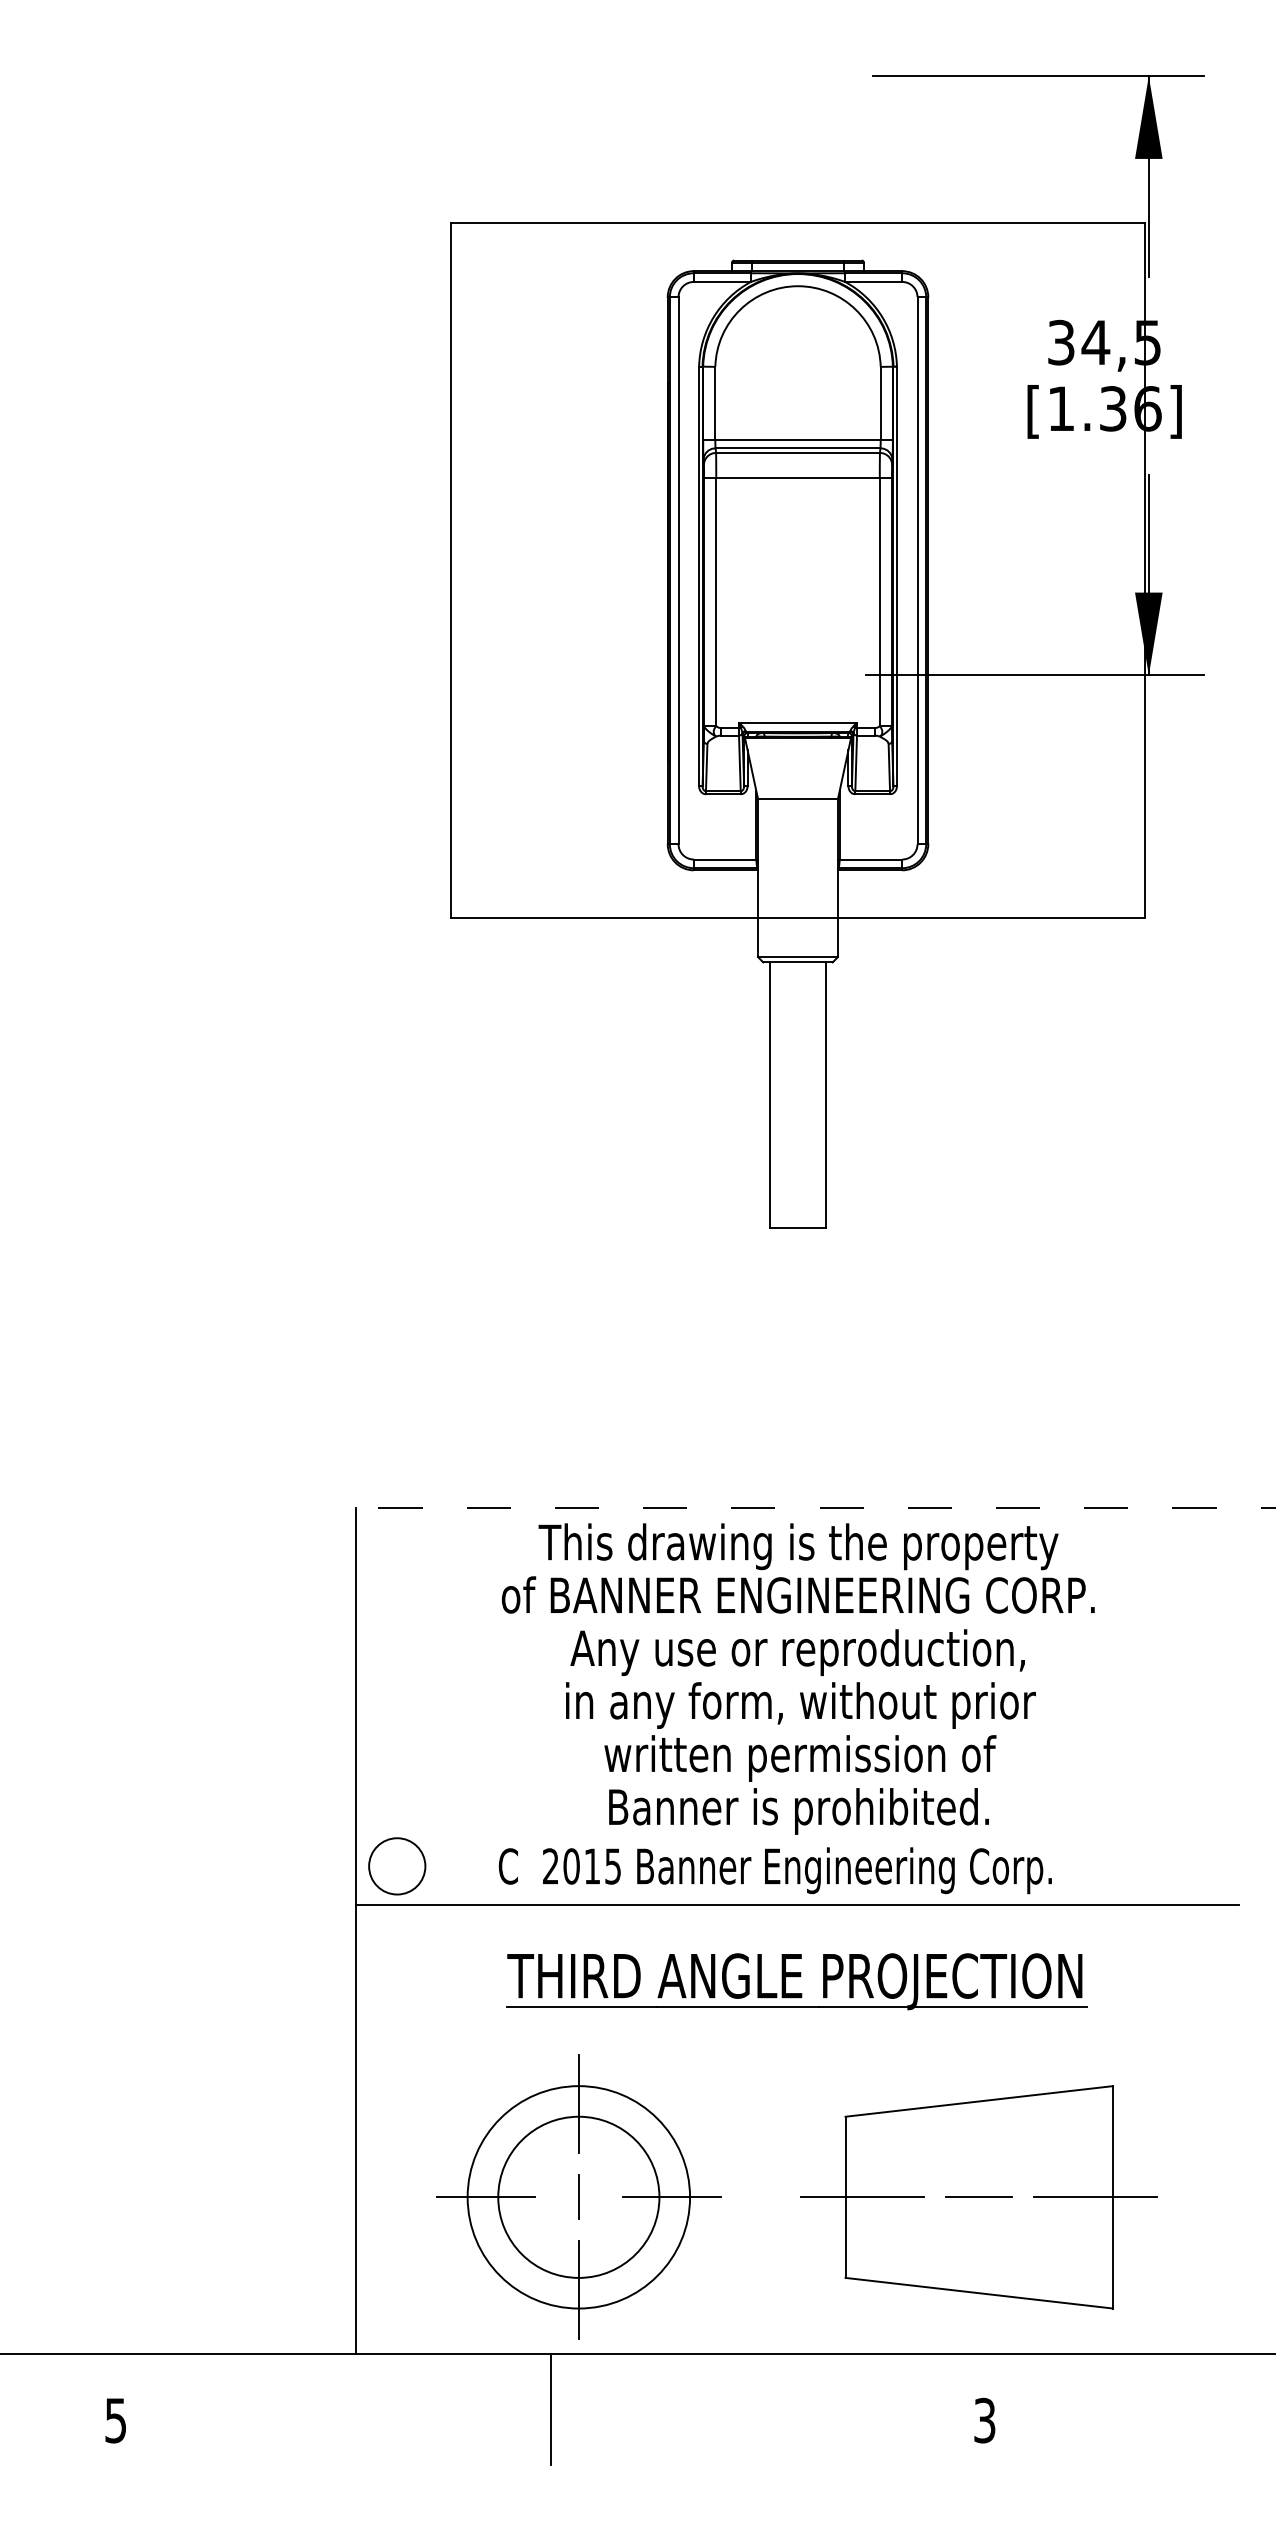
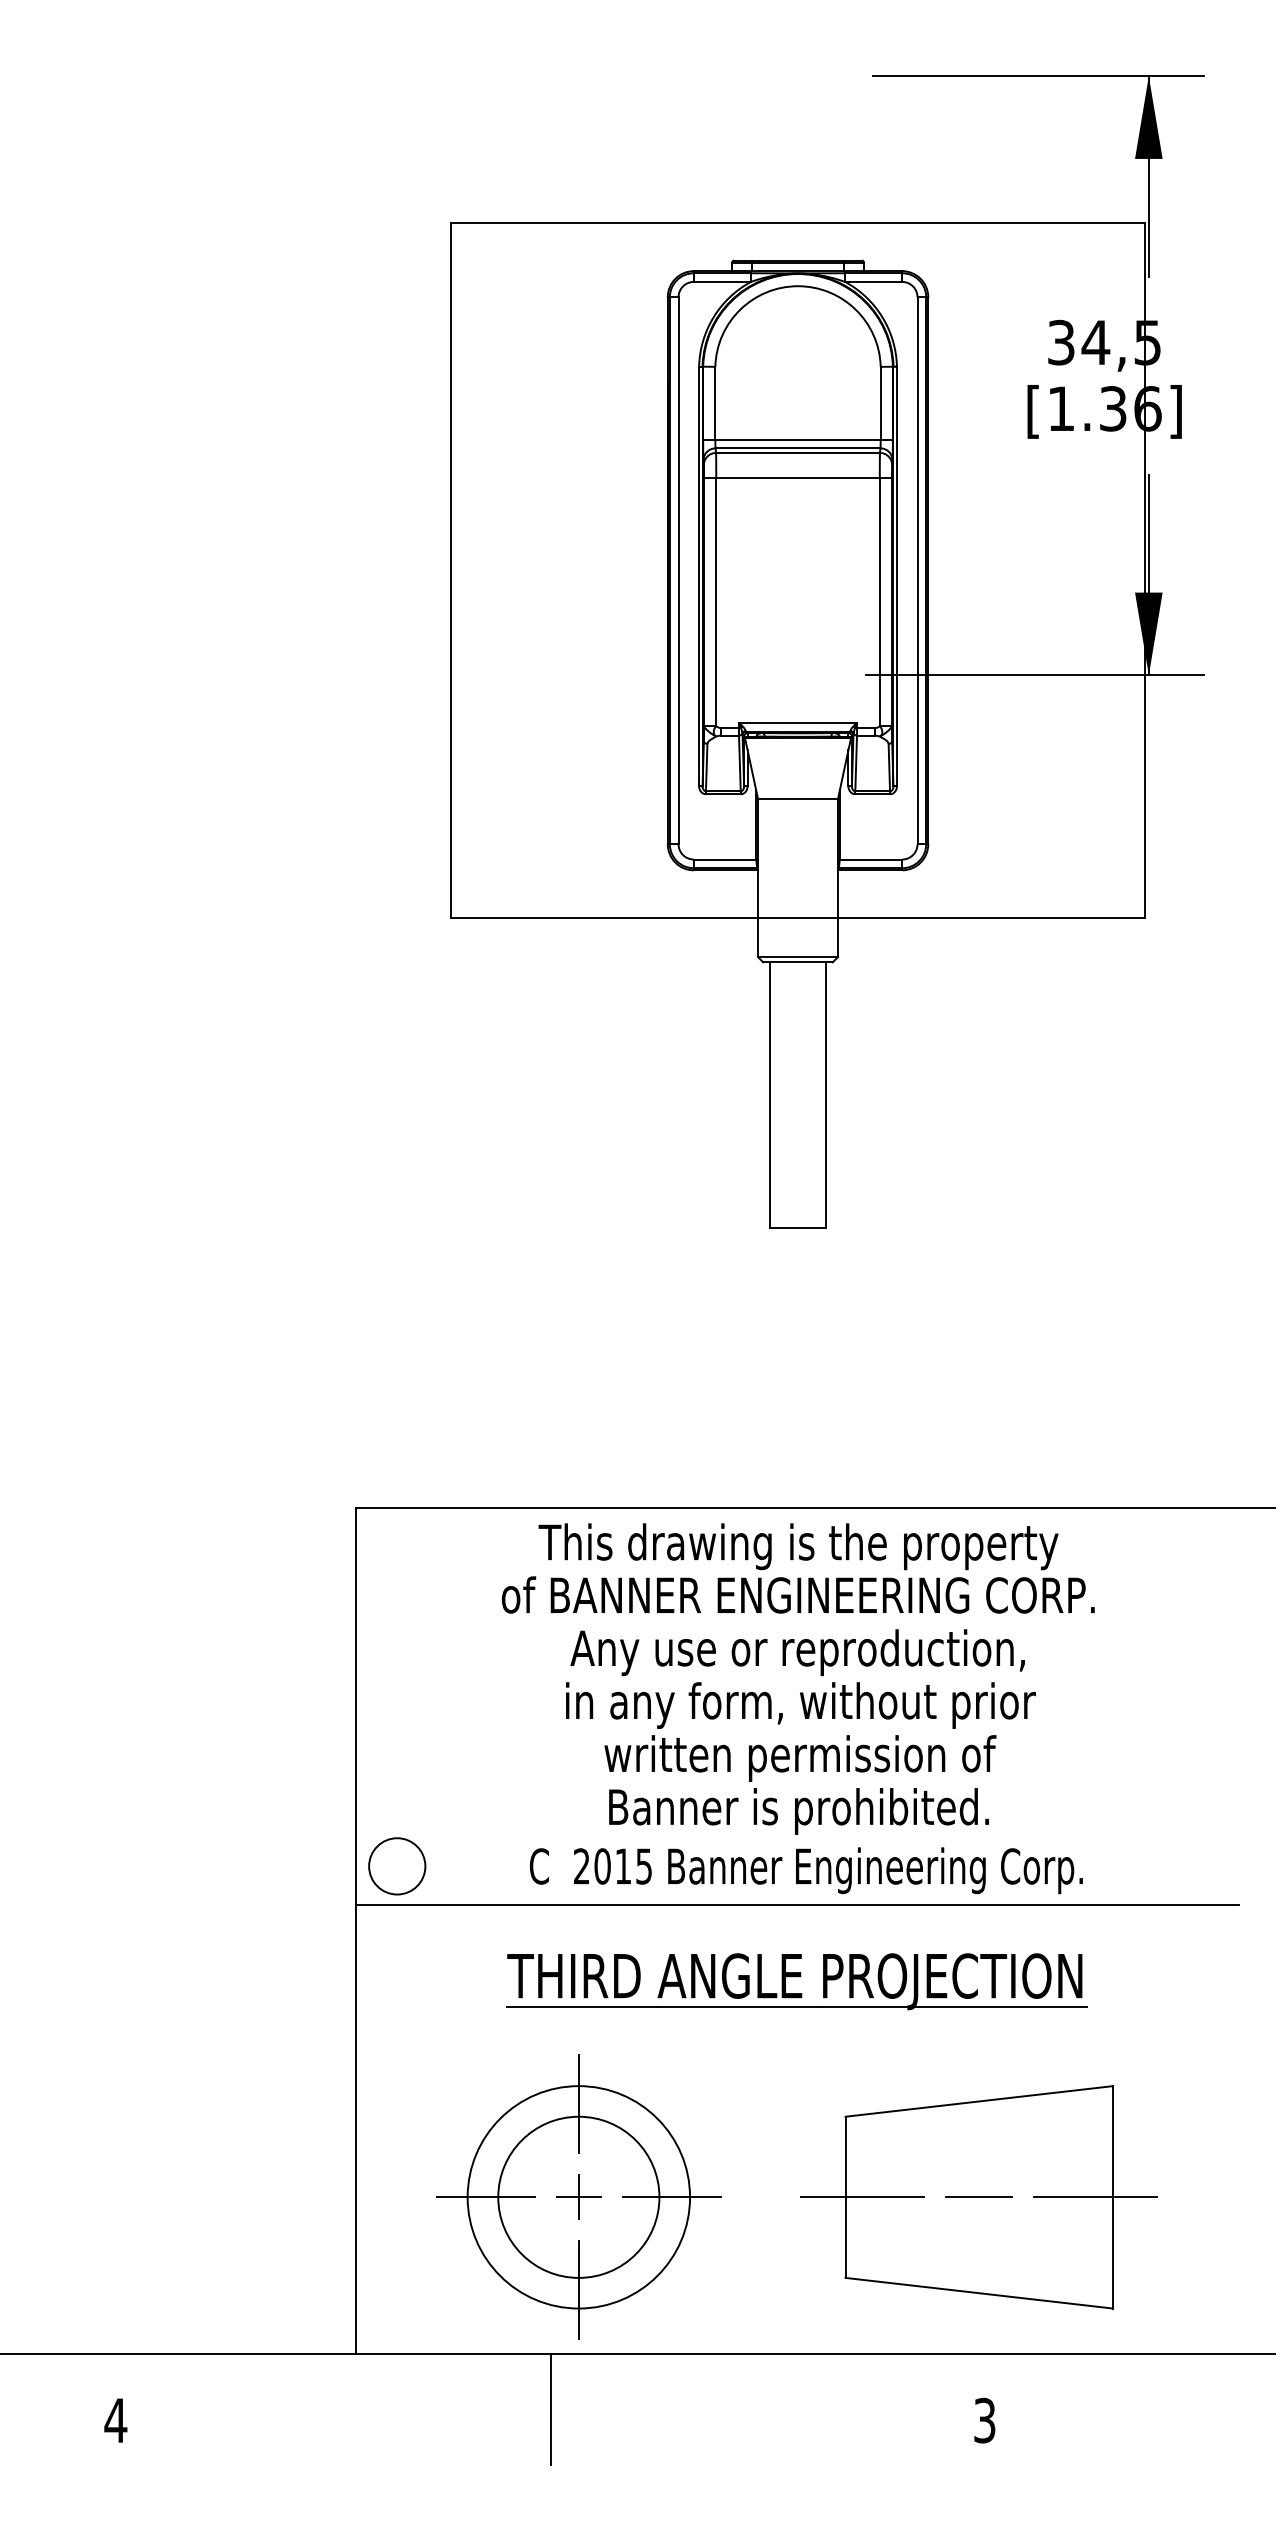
line: dashed -> solid (815, 1507)
text position: (774, 1870) -> (805, 1870) (805, 1870)
line: none -> present (578, 2197)
text: 5 -> 4 (115, 2420)
